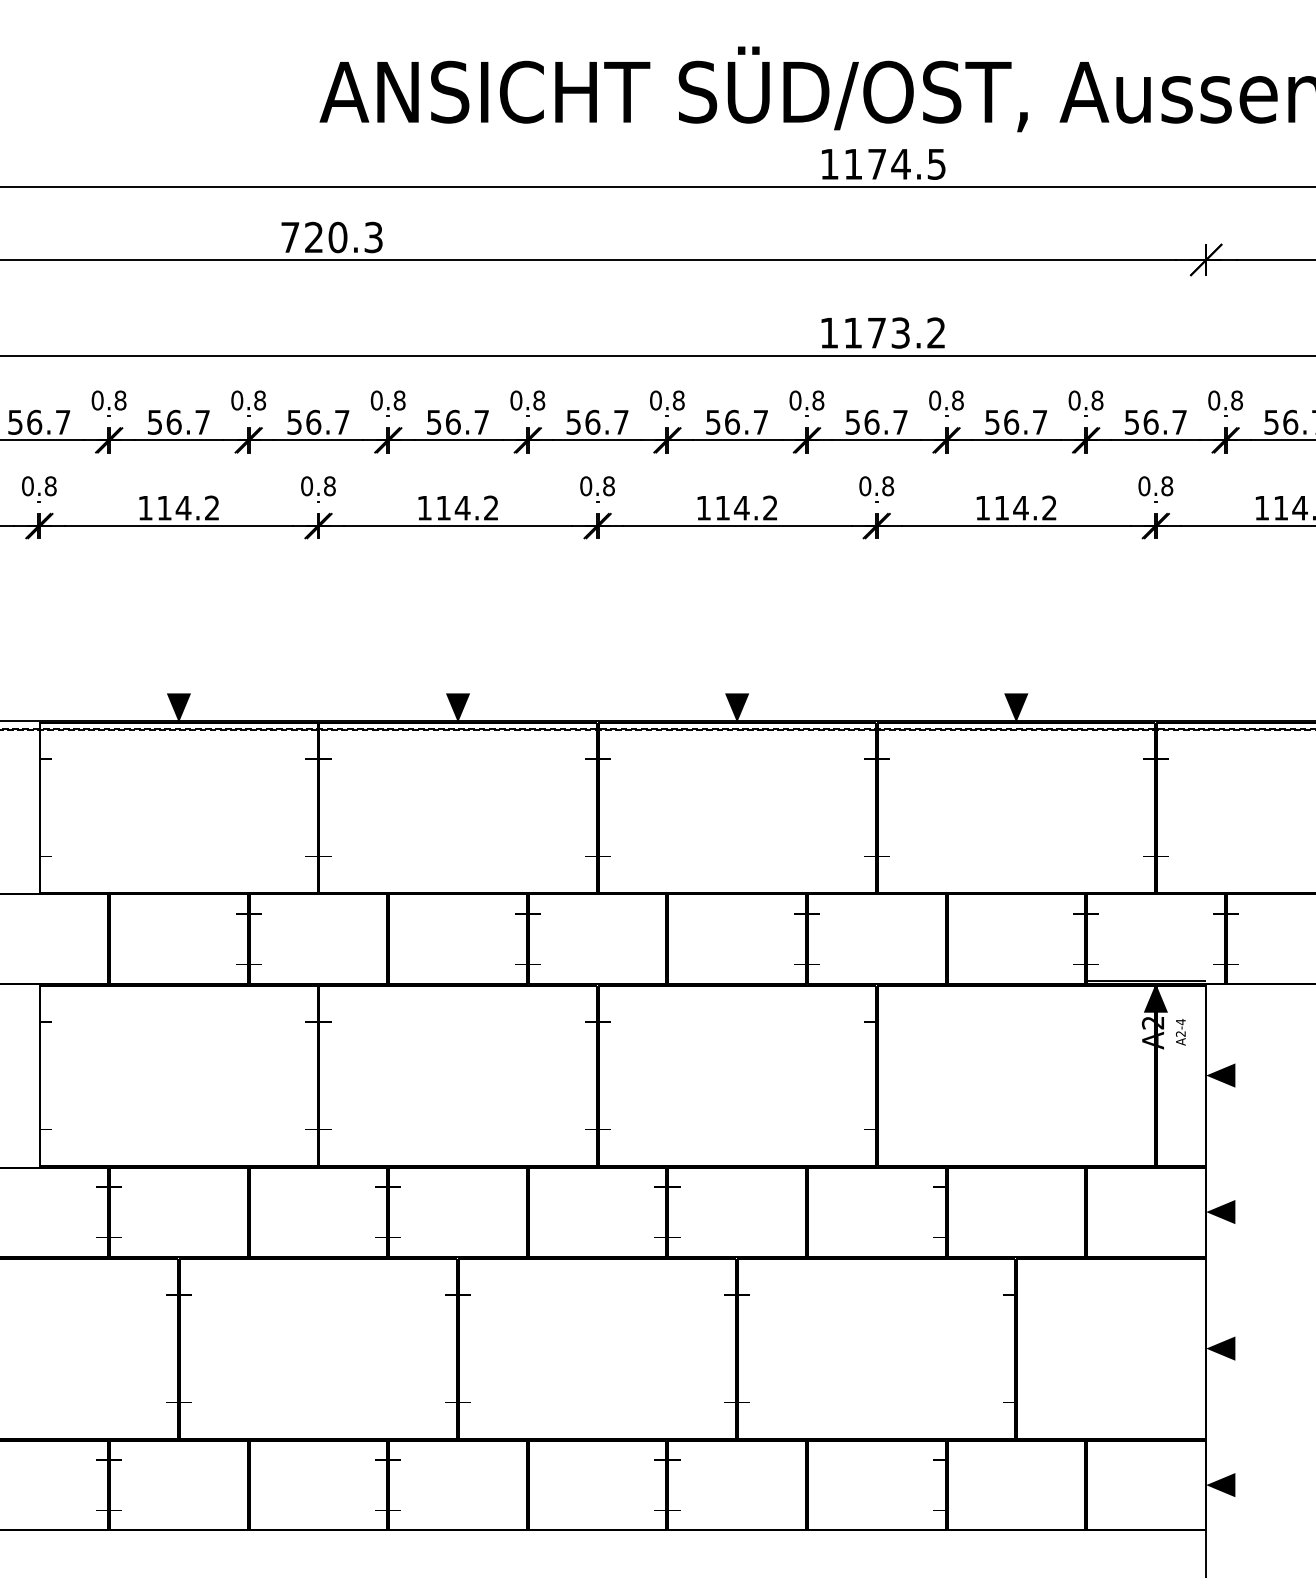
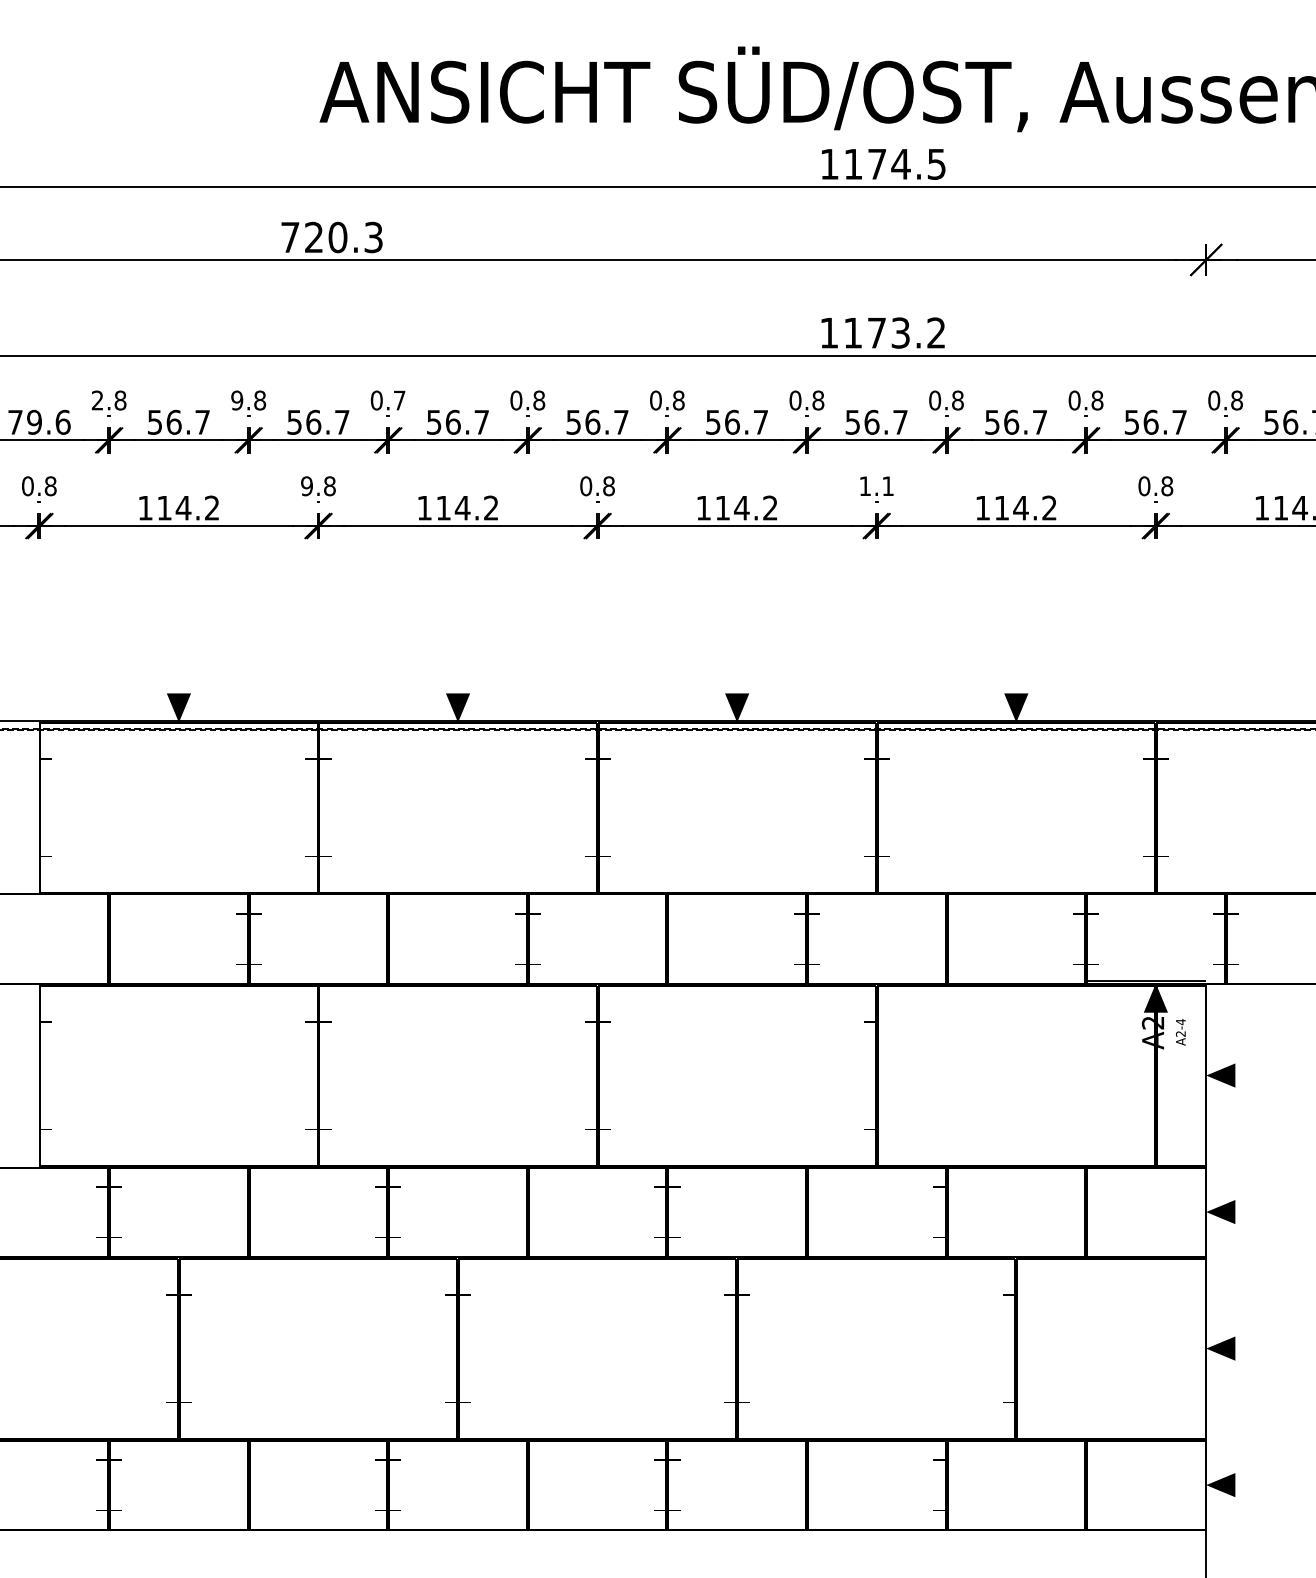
text: 0.8 -> 2.8 (97, 400)
text: 0.8 -> 9.8 (237, 400)
text: 0.8 -> 0.7 (399, 400)
text: 56.7 -> 79.6 (39, 421)
text: 0.8 -> 9.8 (306, 486)
text: 0.8 -> 1.1 (876, 486)
